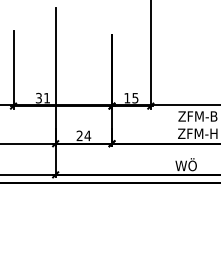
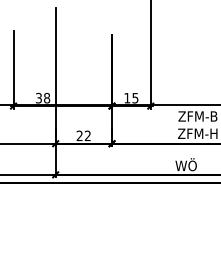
text: 31 -> 38 (47, 97)
text: 24 -> 22 (87, 135)
